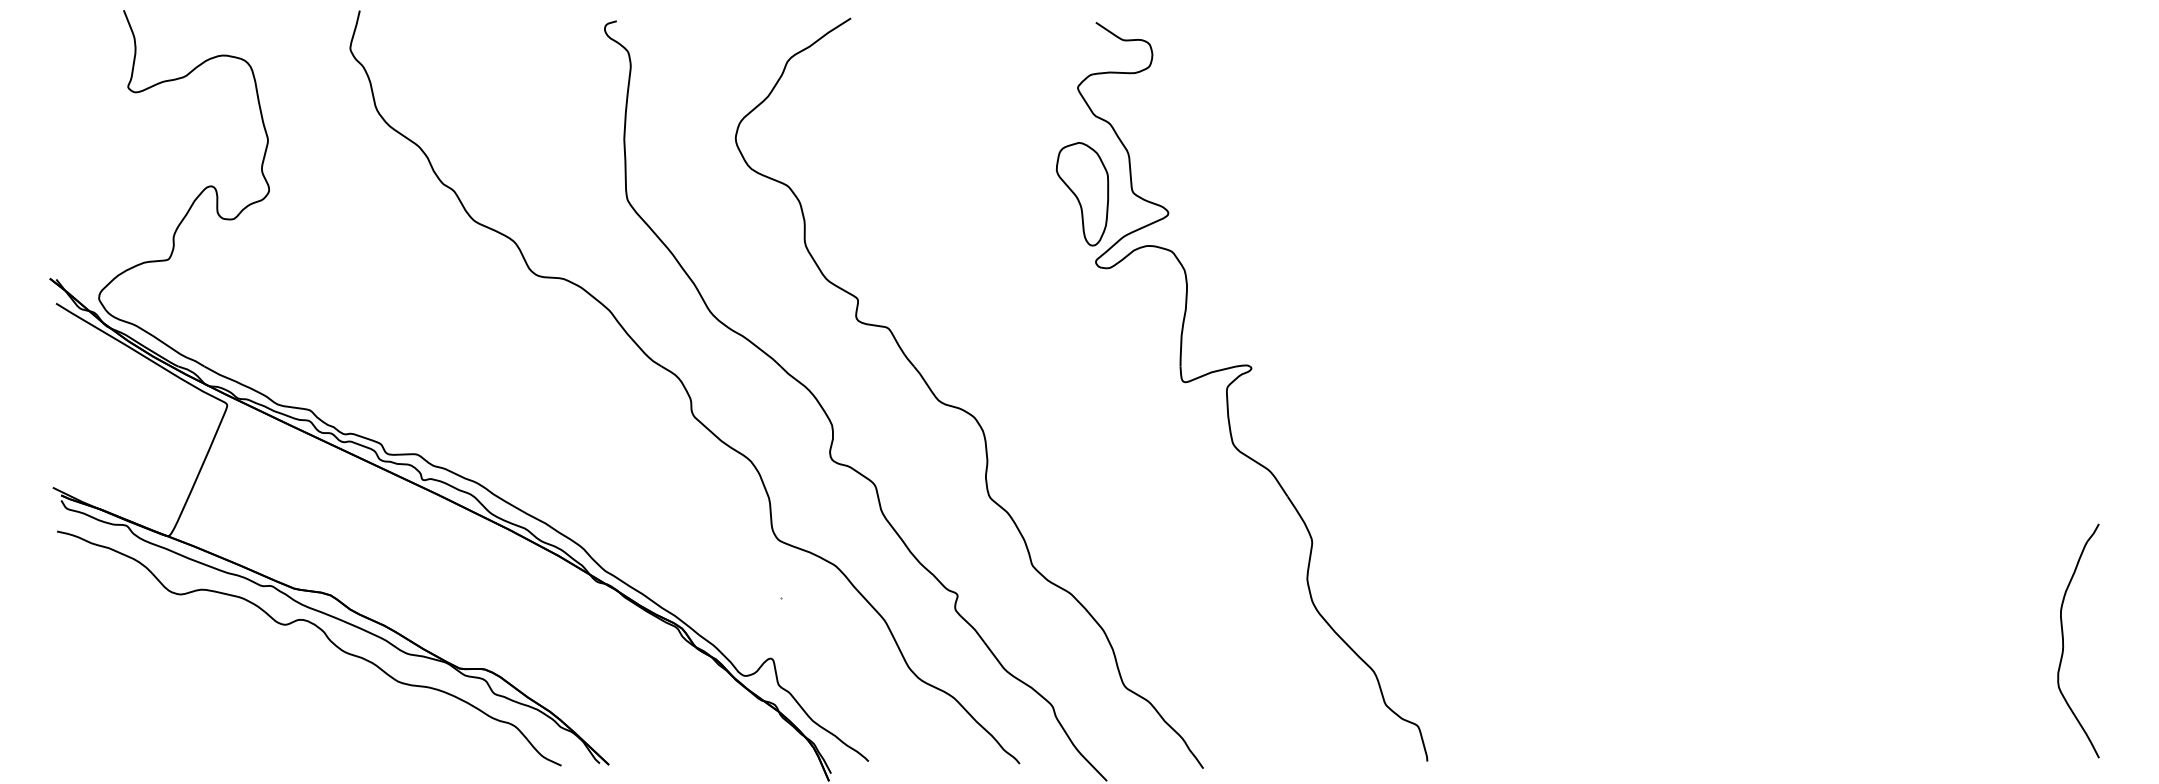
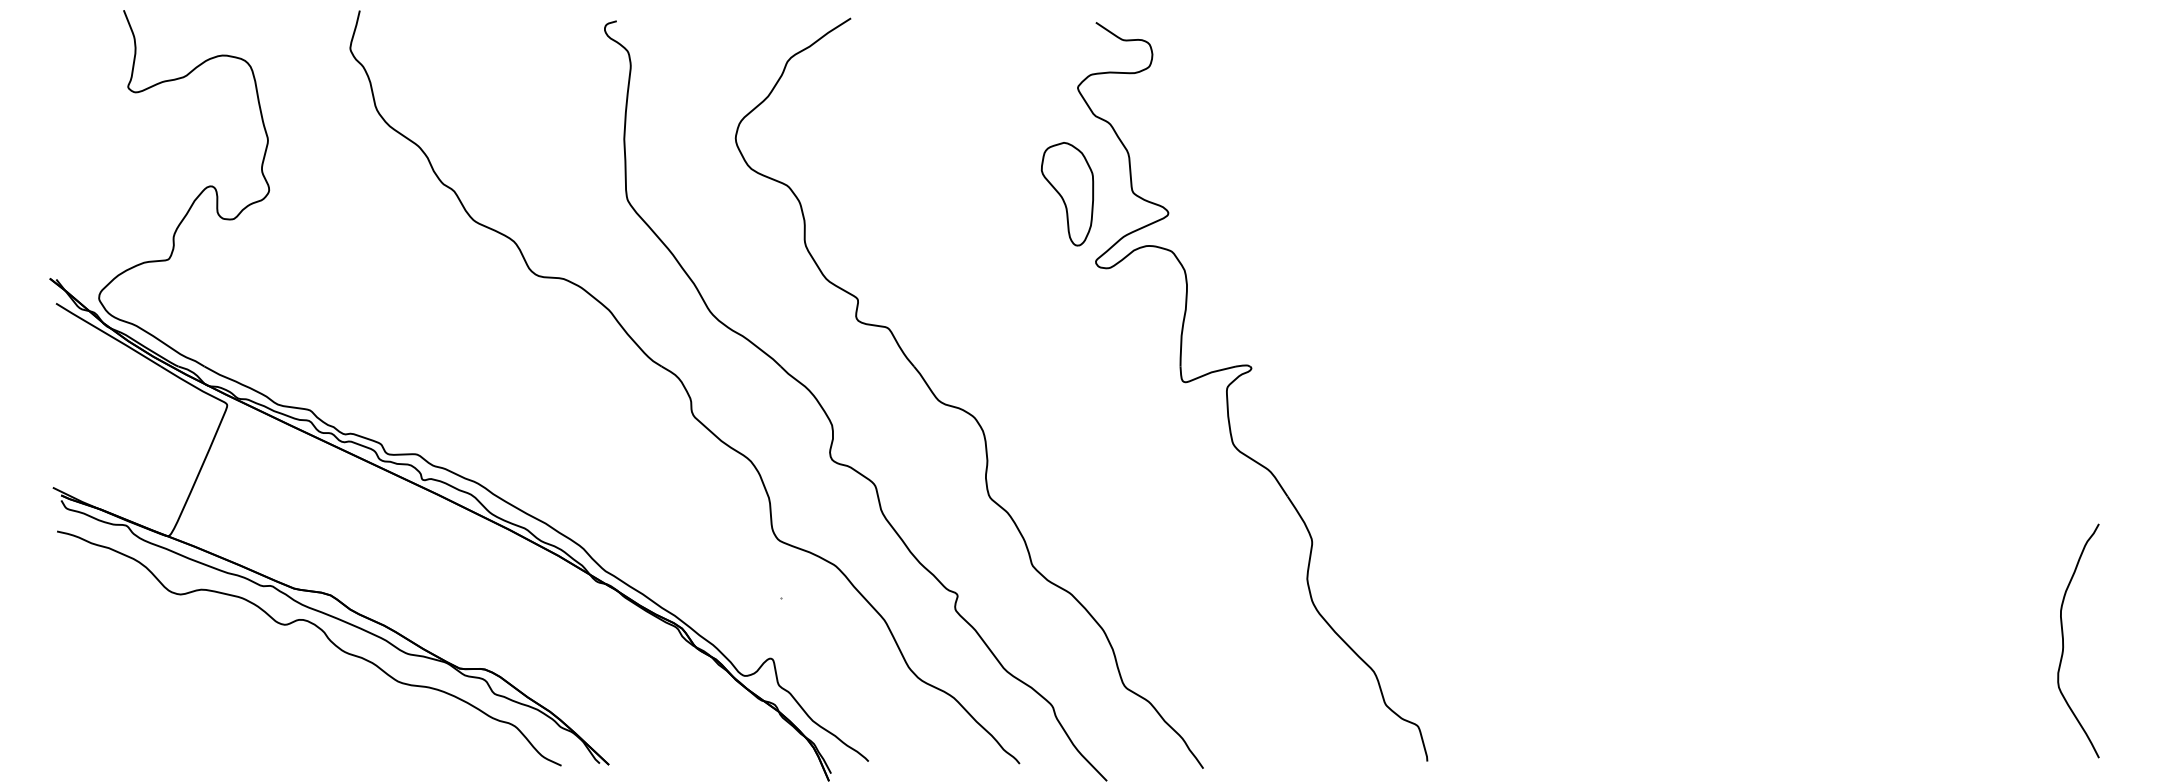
part position: (1082, 194) -> (1067, 194) (1067, 194)
